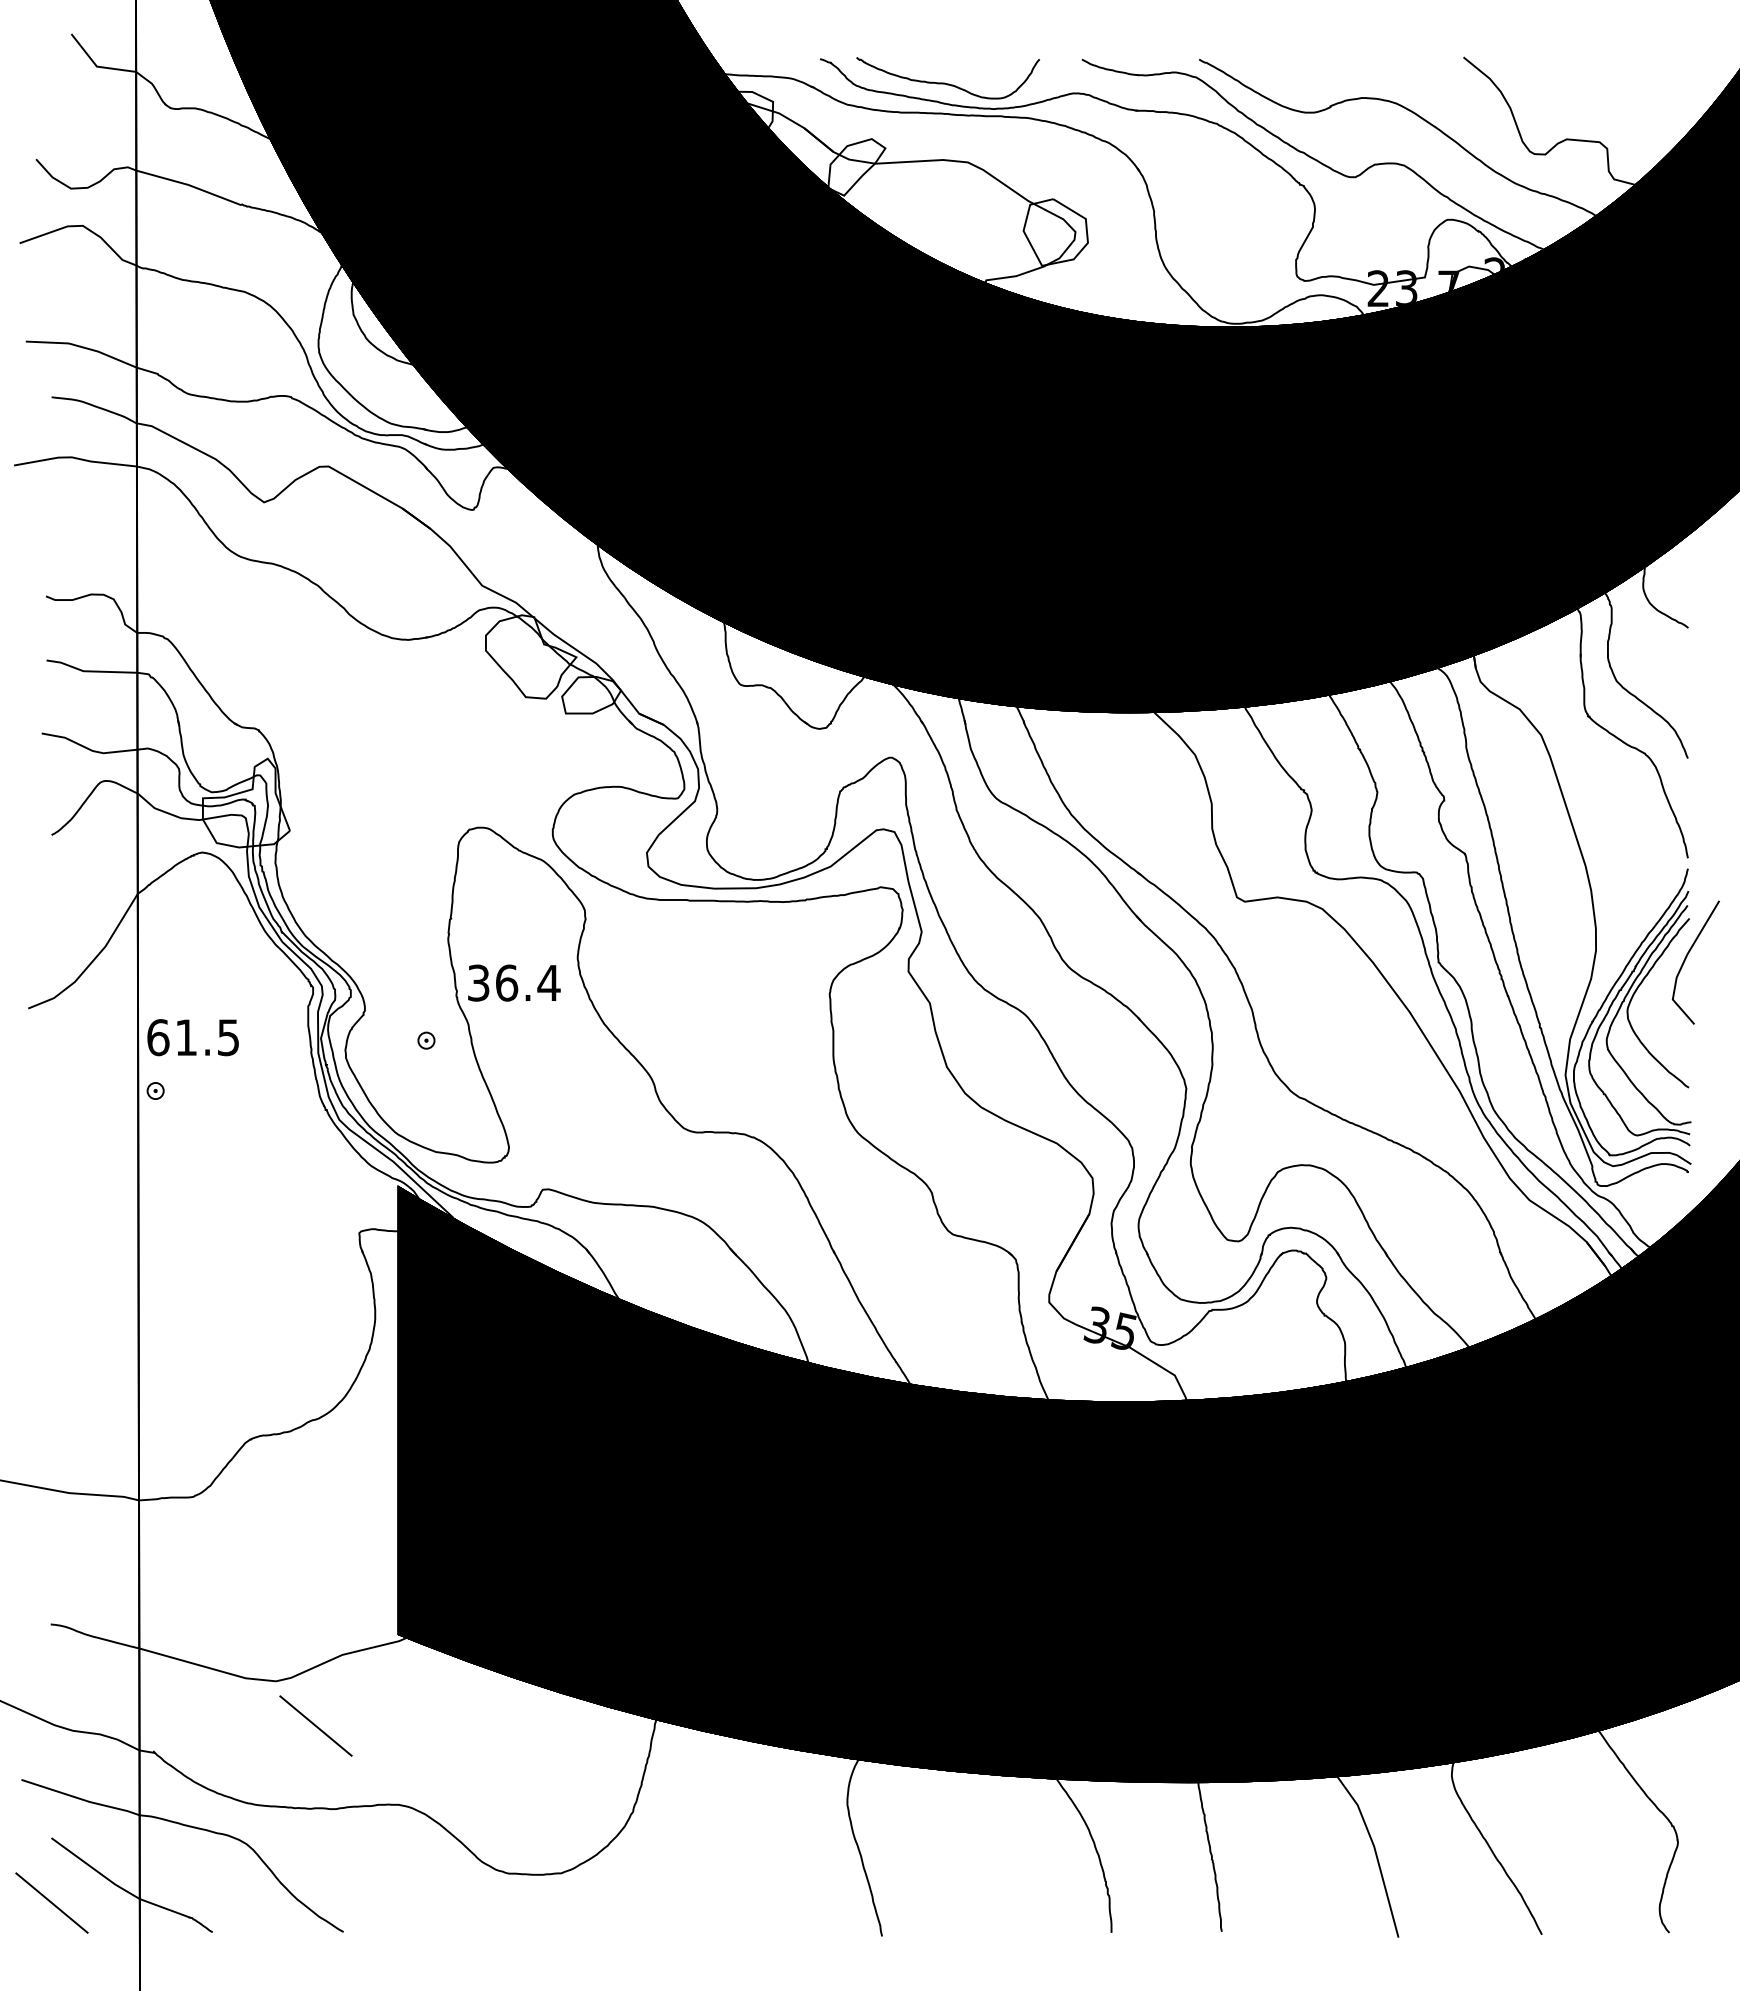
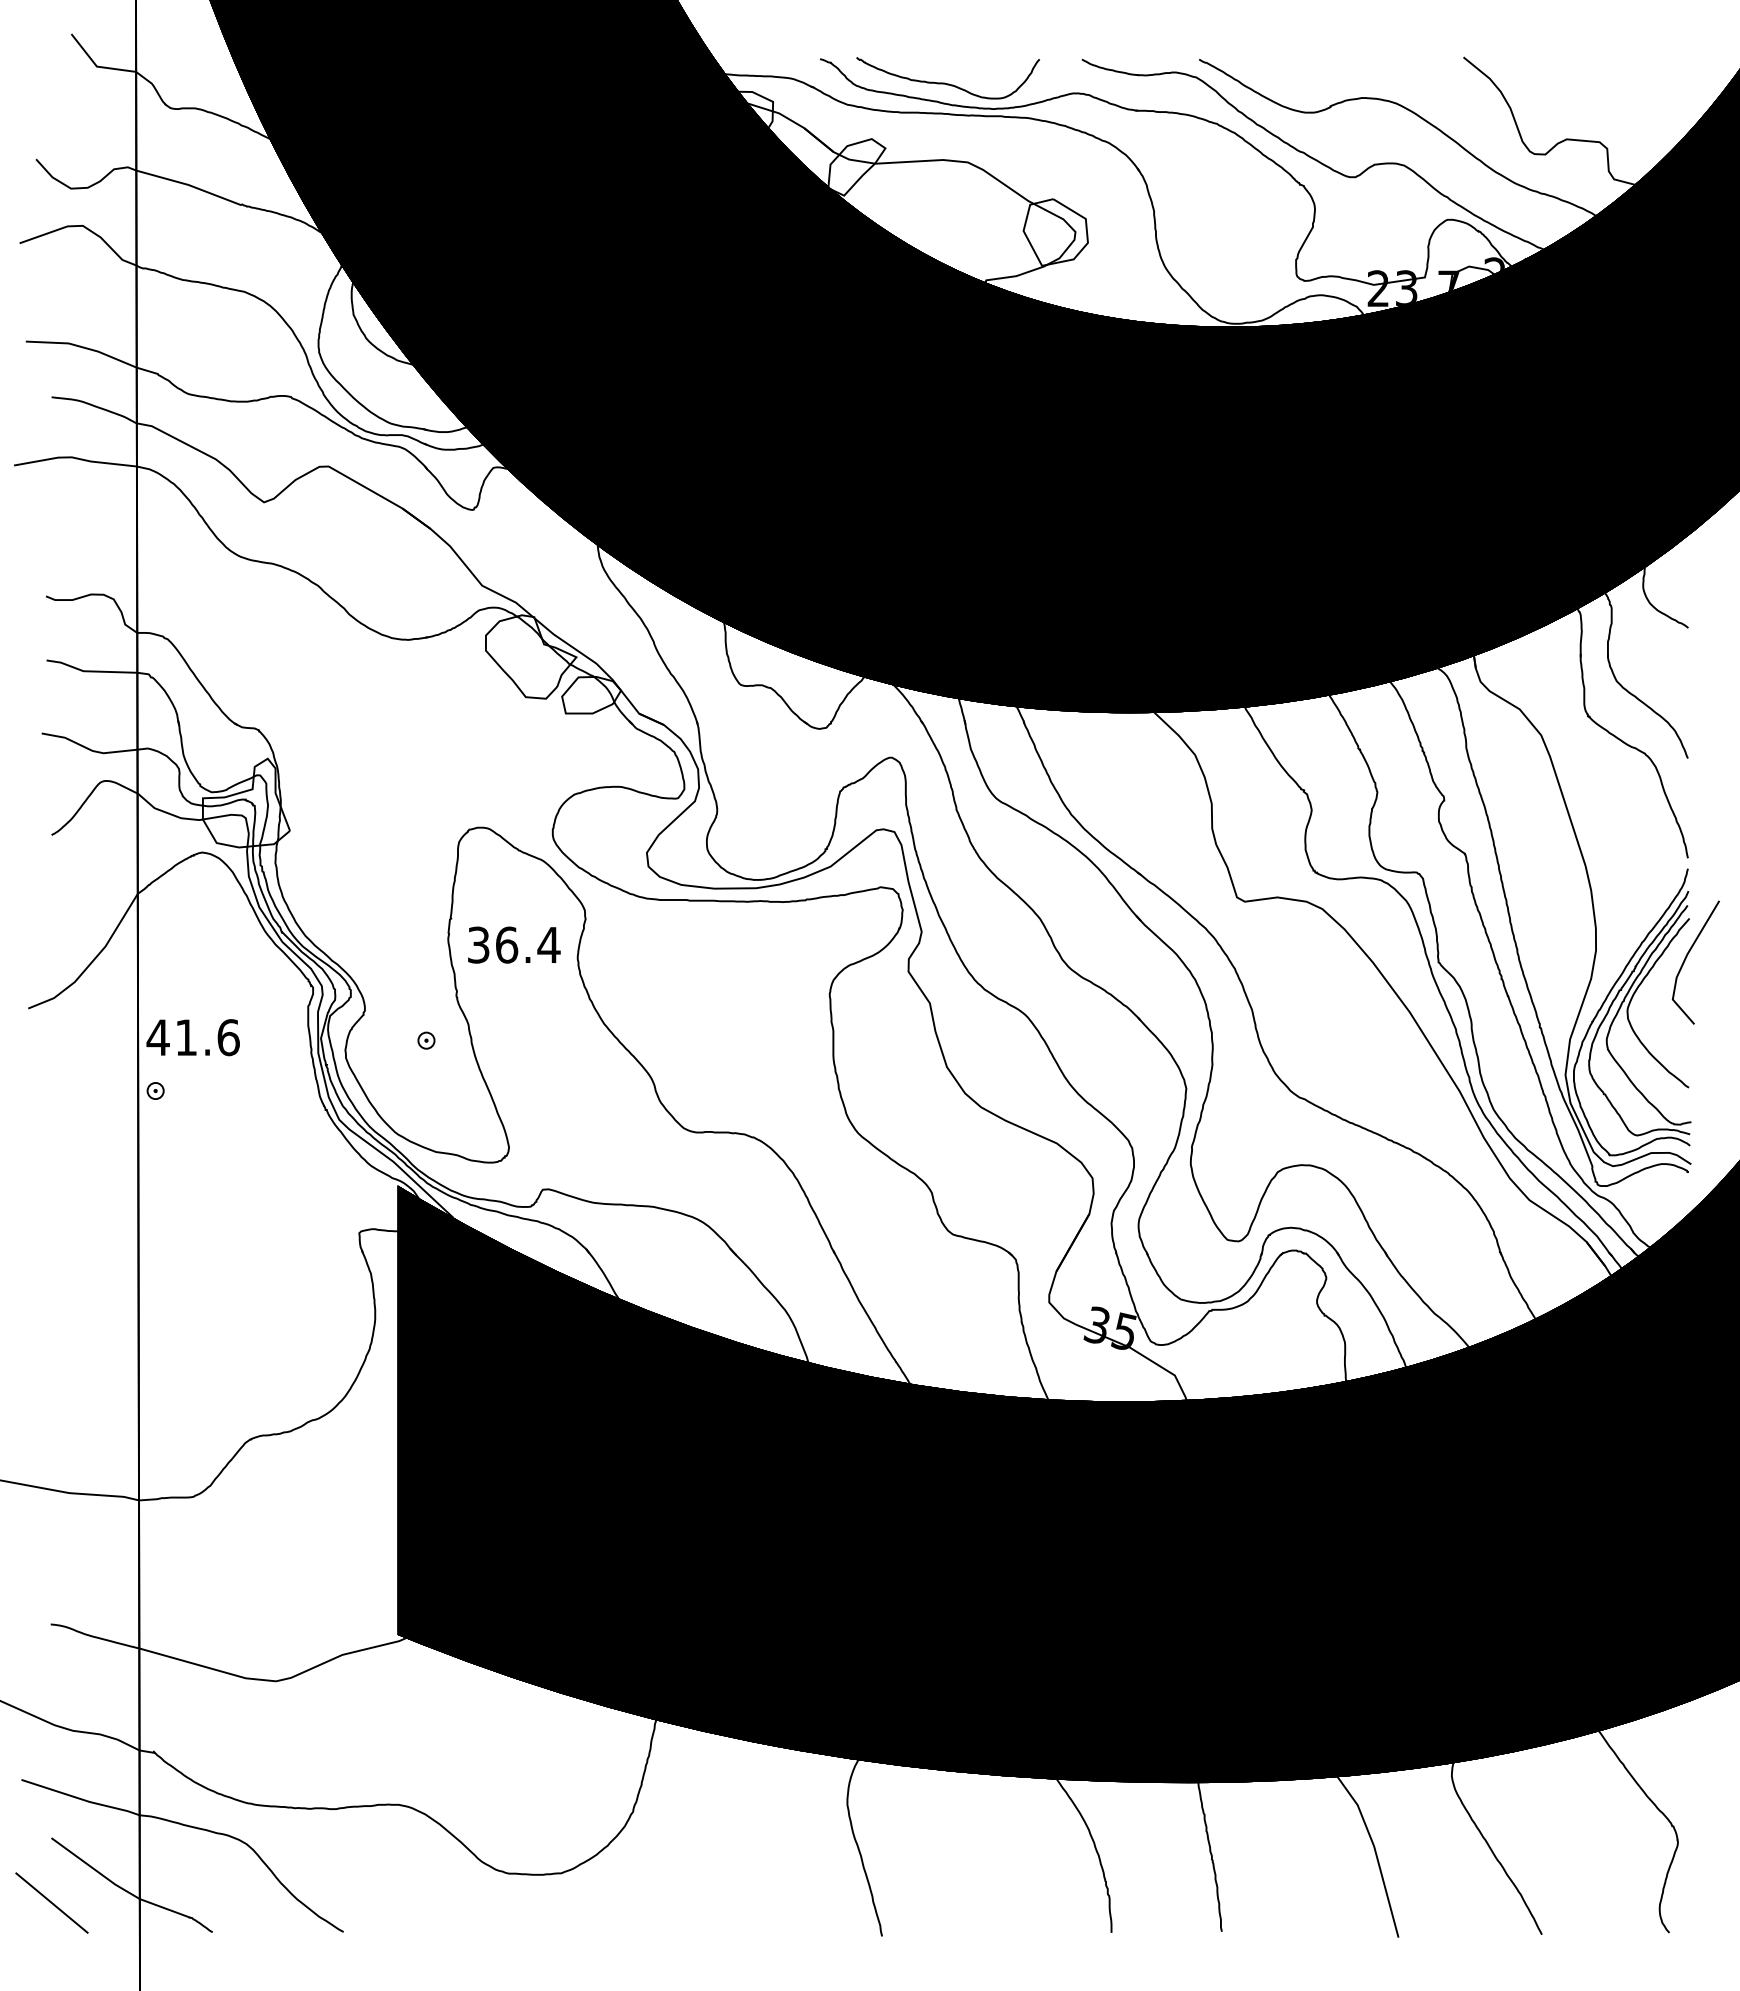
text position: (514, 982) -> (514, 944) (514, 944)
text: 61.5 -> 41.6 (192, 1037)
line: present -> none (315, 1725)
